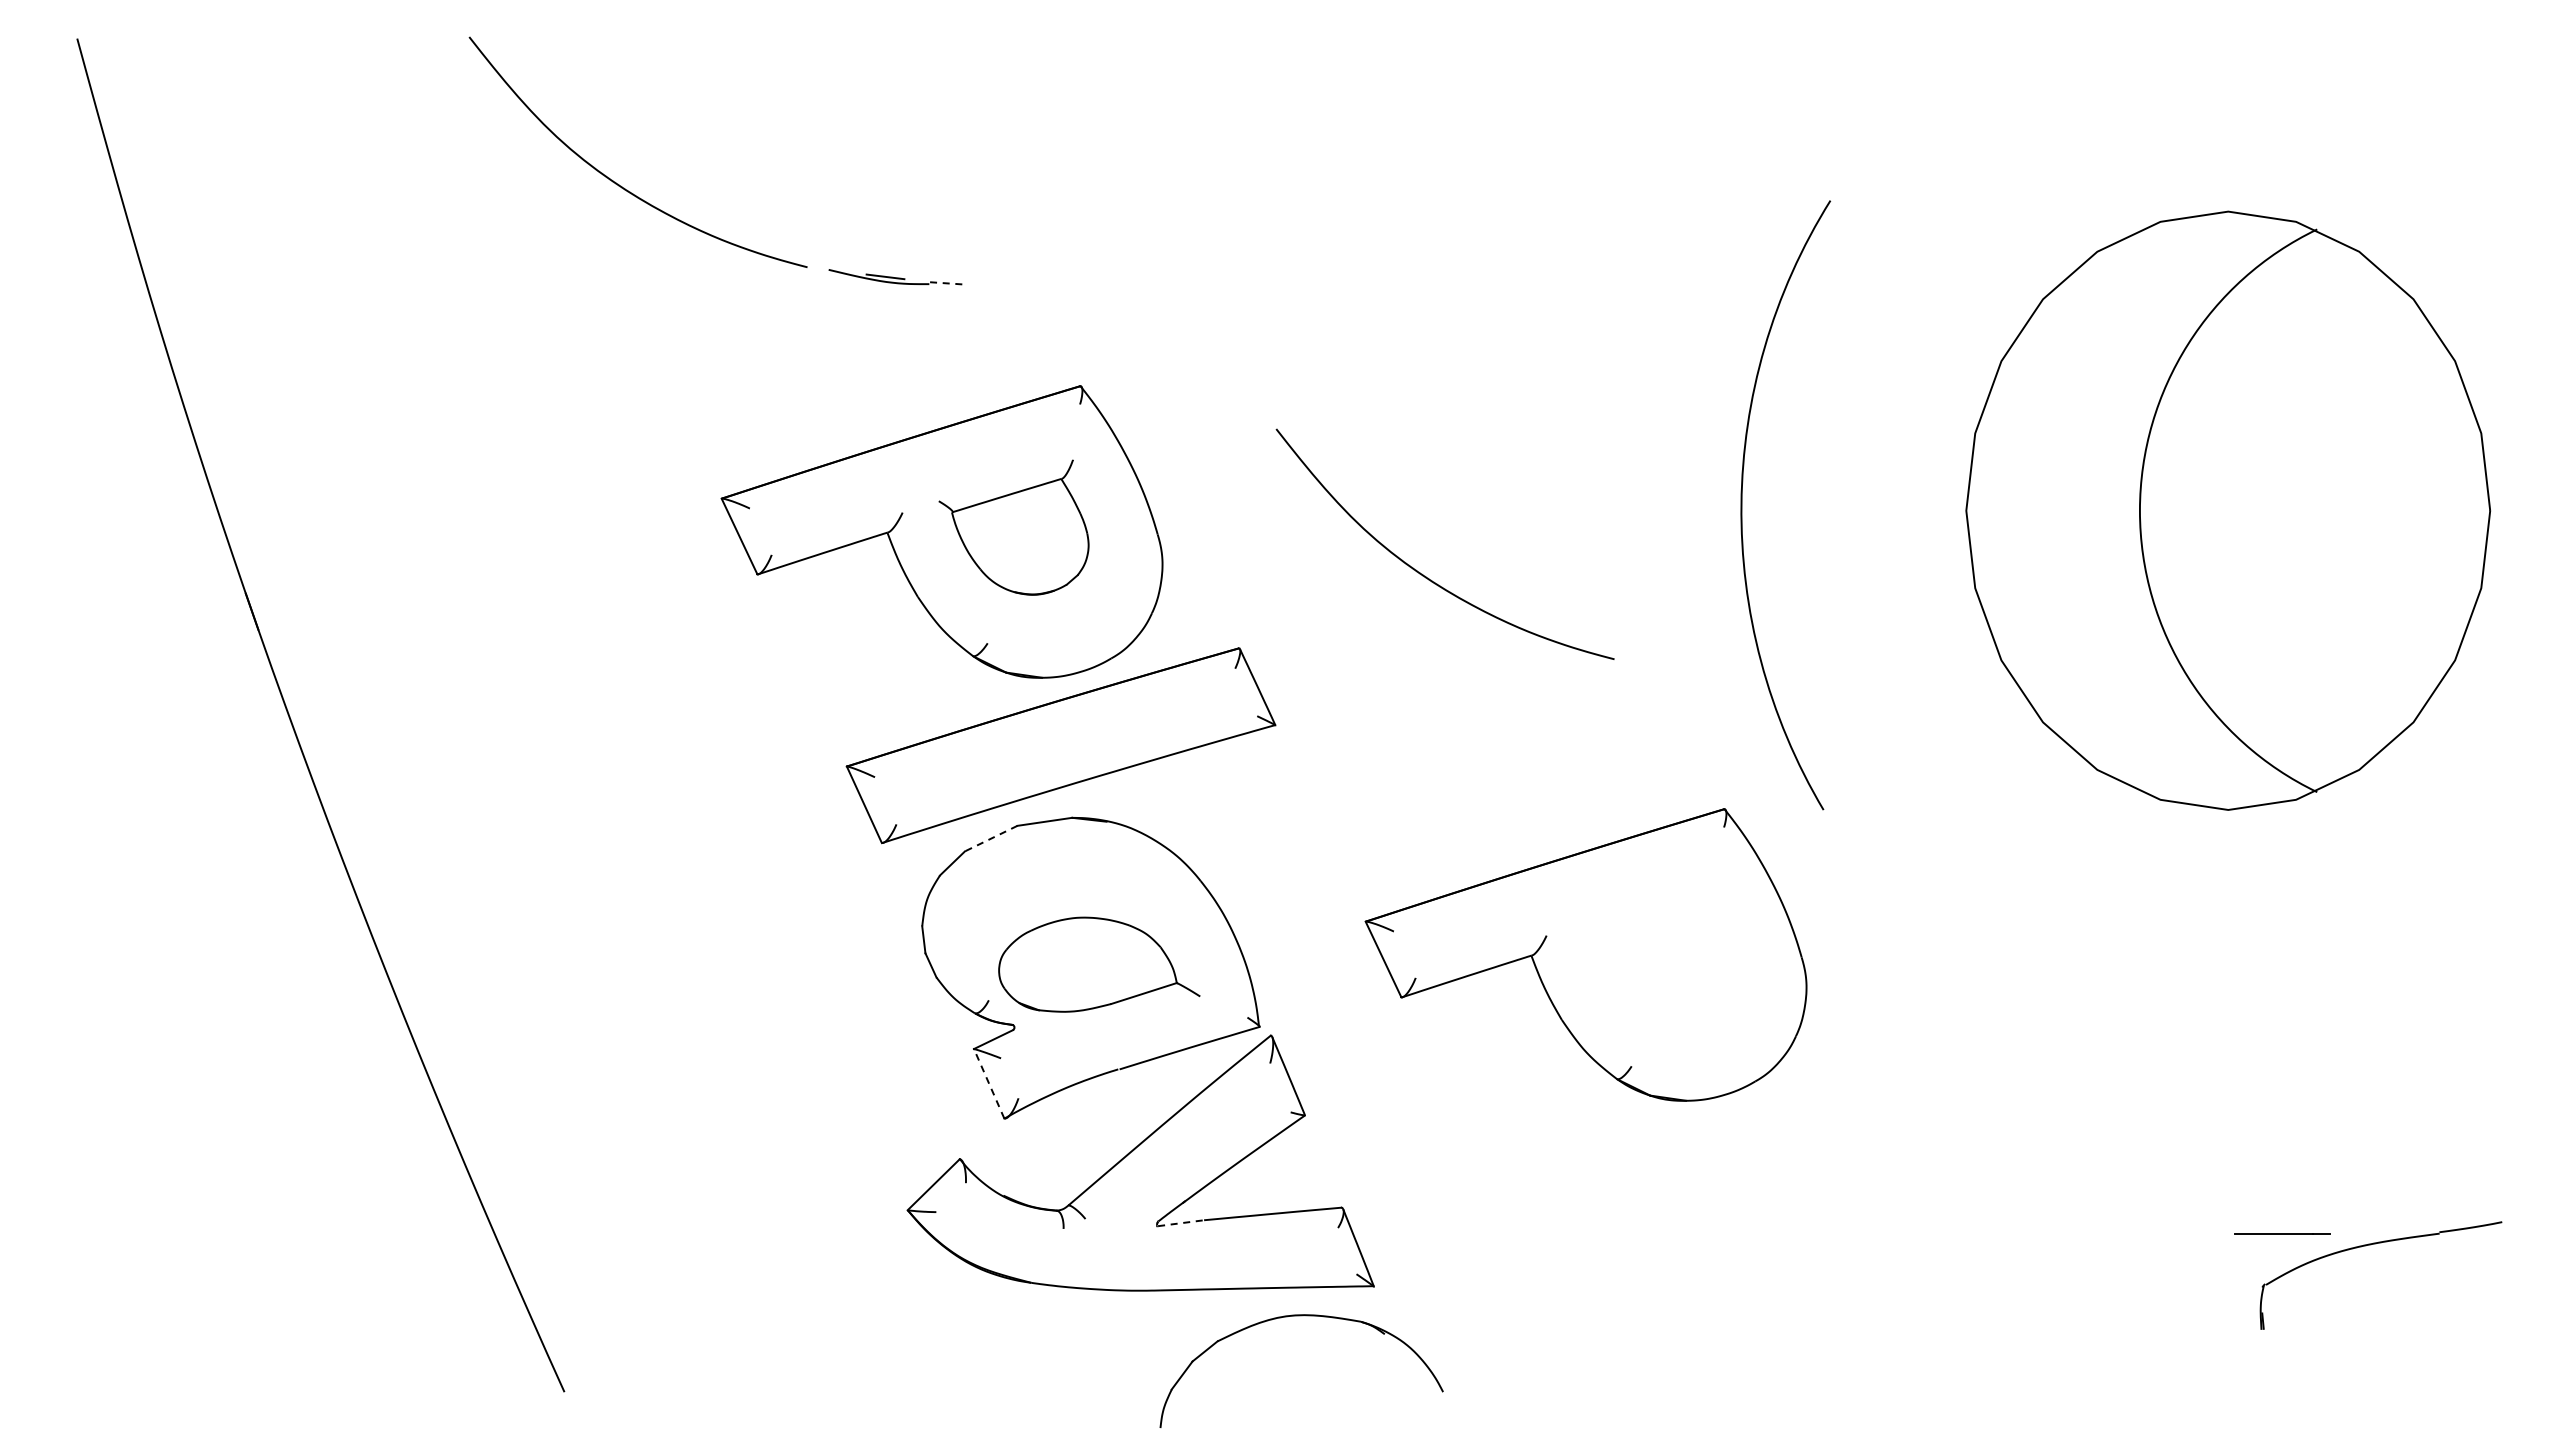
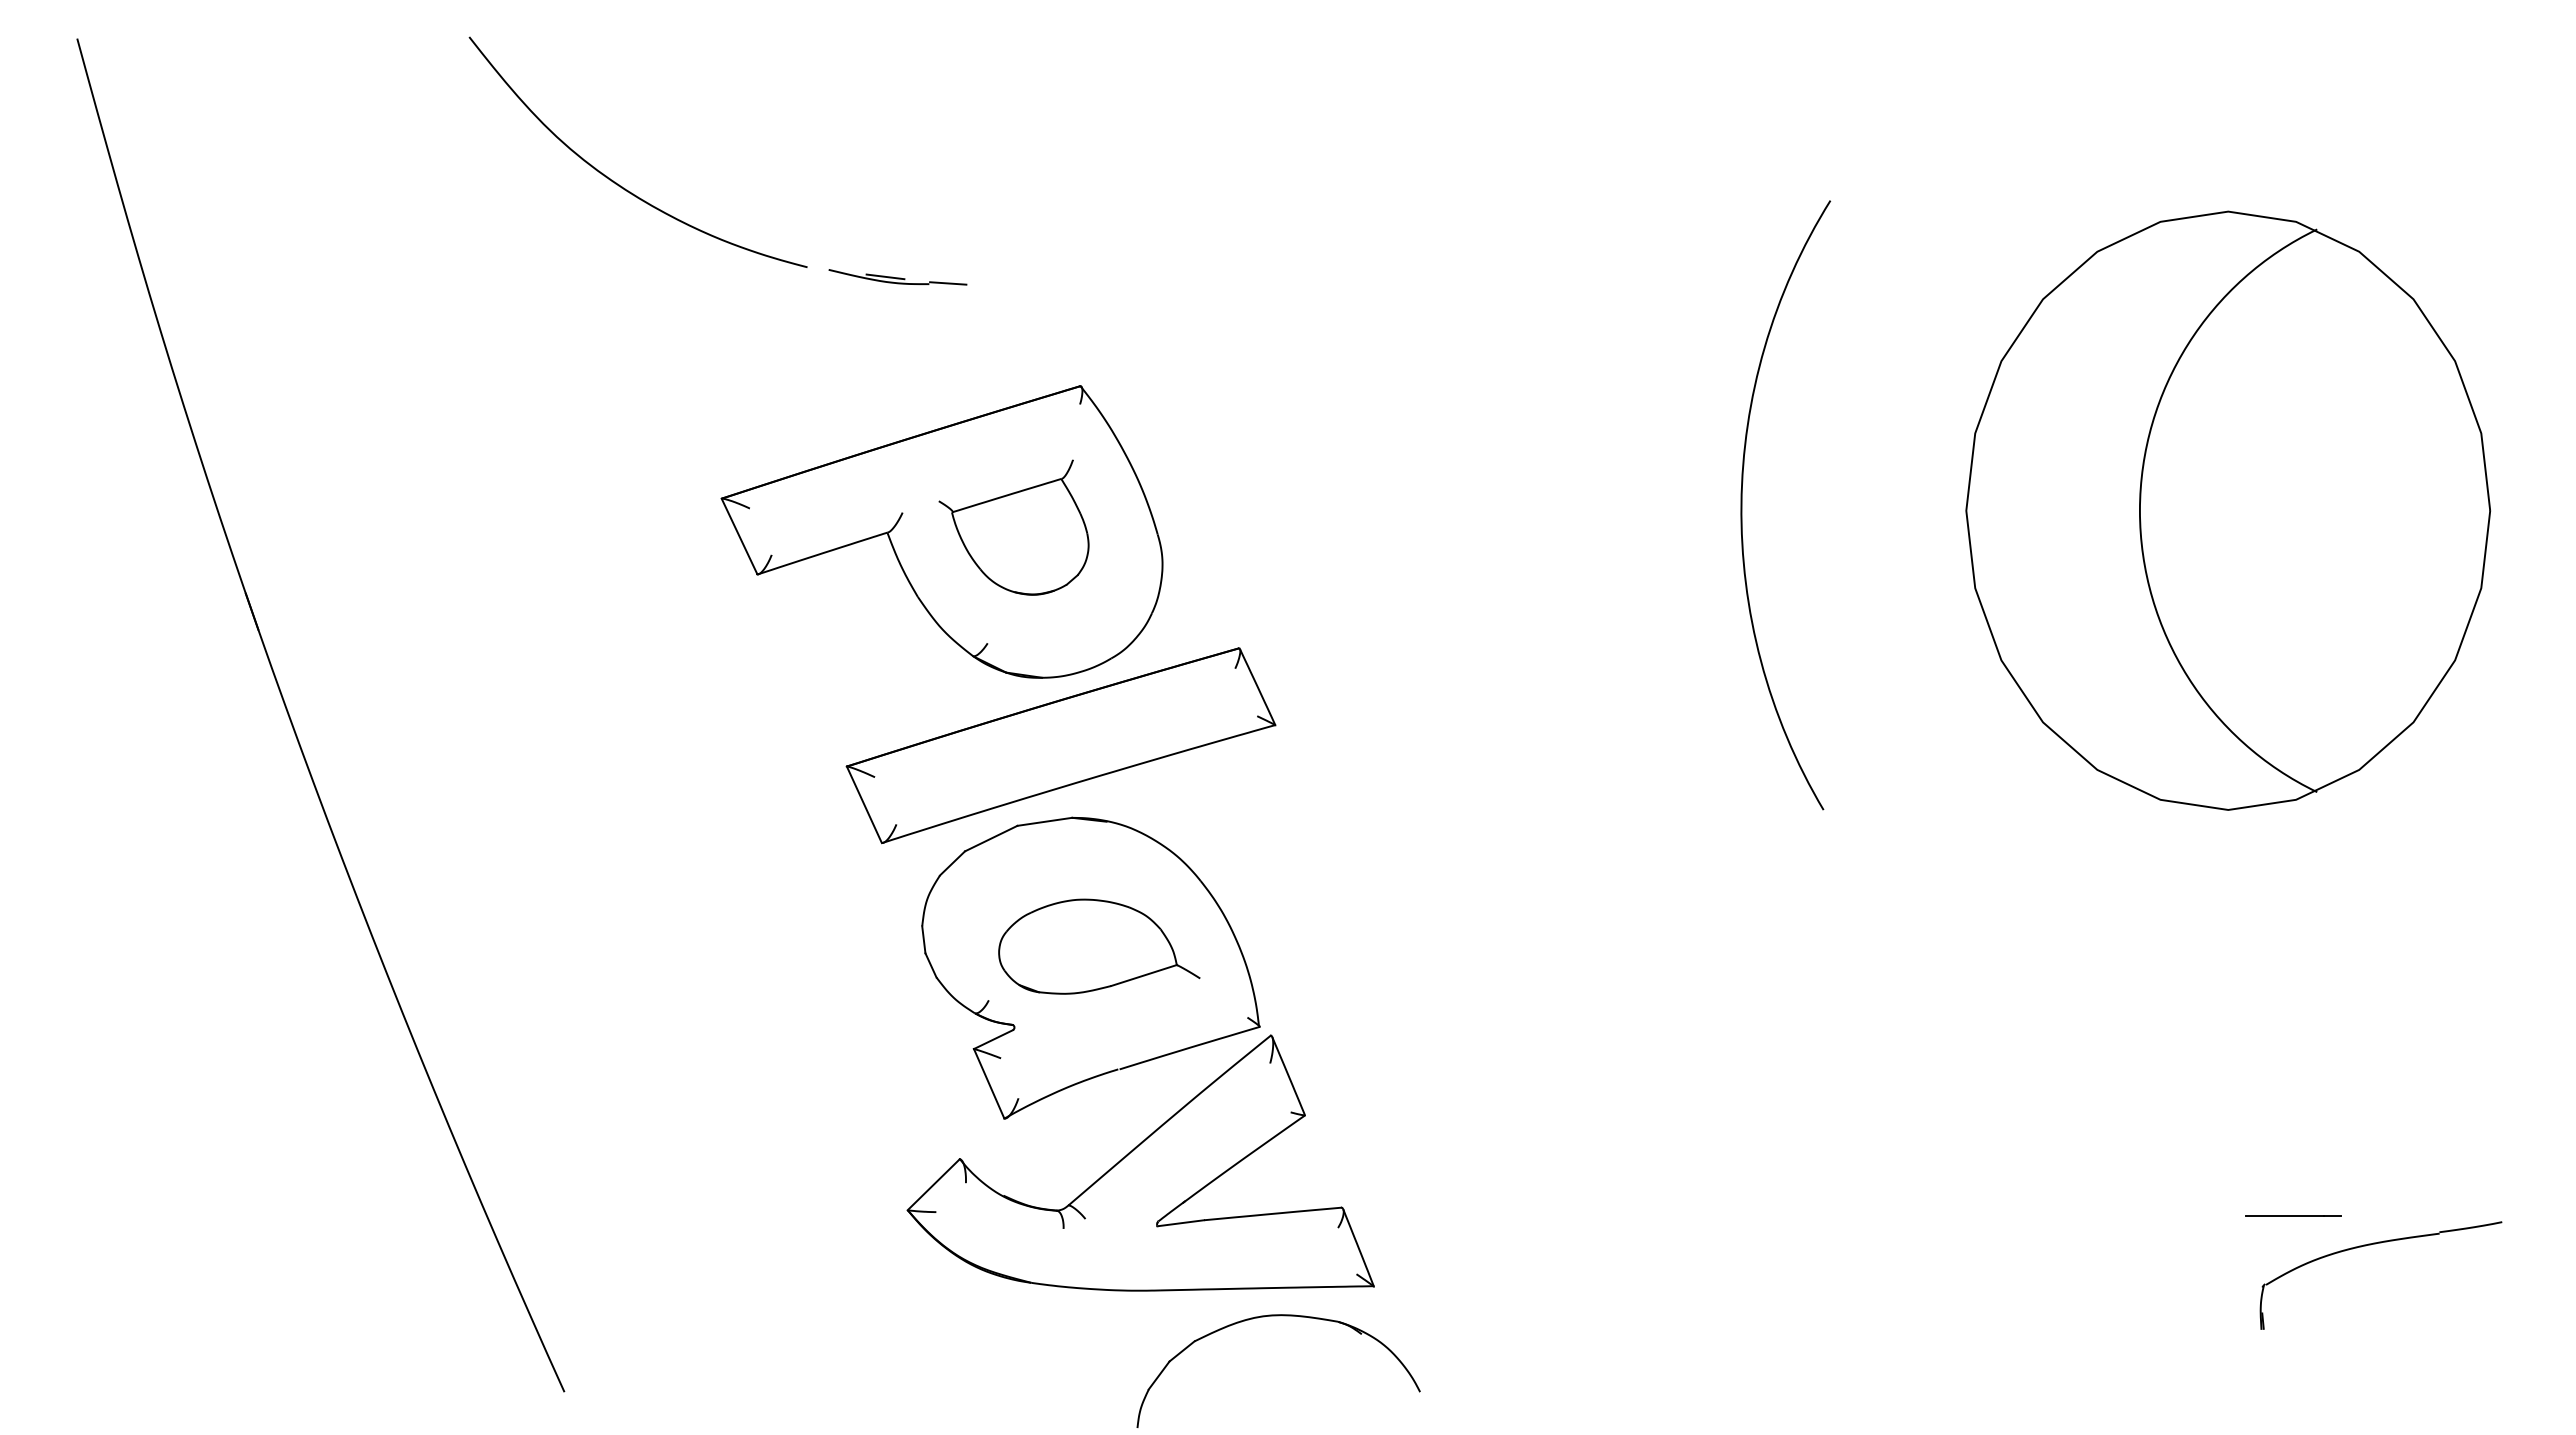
line: dashed -> solid (948, 283)
curve: present -> none (1423, 574)
line: dashed -> solid (990, 838)
part: present -> none (1585, 954)
part position: (1099, 964) -> (1099, 946) (1099, 946)
line: dashed -> solid (989, 1083)
line: dashed -> solid (1181, 1223)
line position: (2282, 1233) -> (2293, 1215) (2293, 1215)
part position: (1301, 1316) -> (1278, 1316) (1278, 1316)
